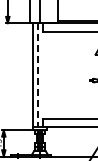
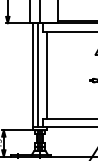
line: none -> present (46, 74)
line: dashed -> solid (37, 75)
